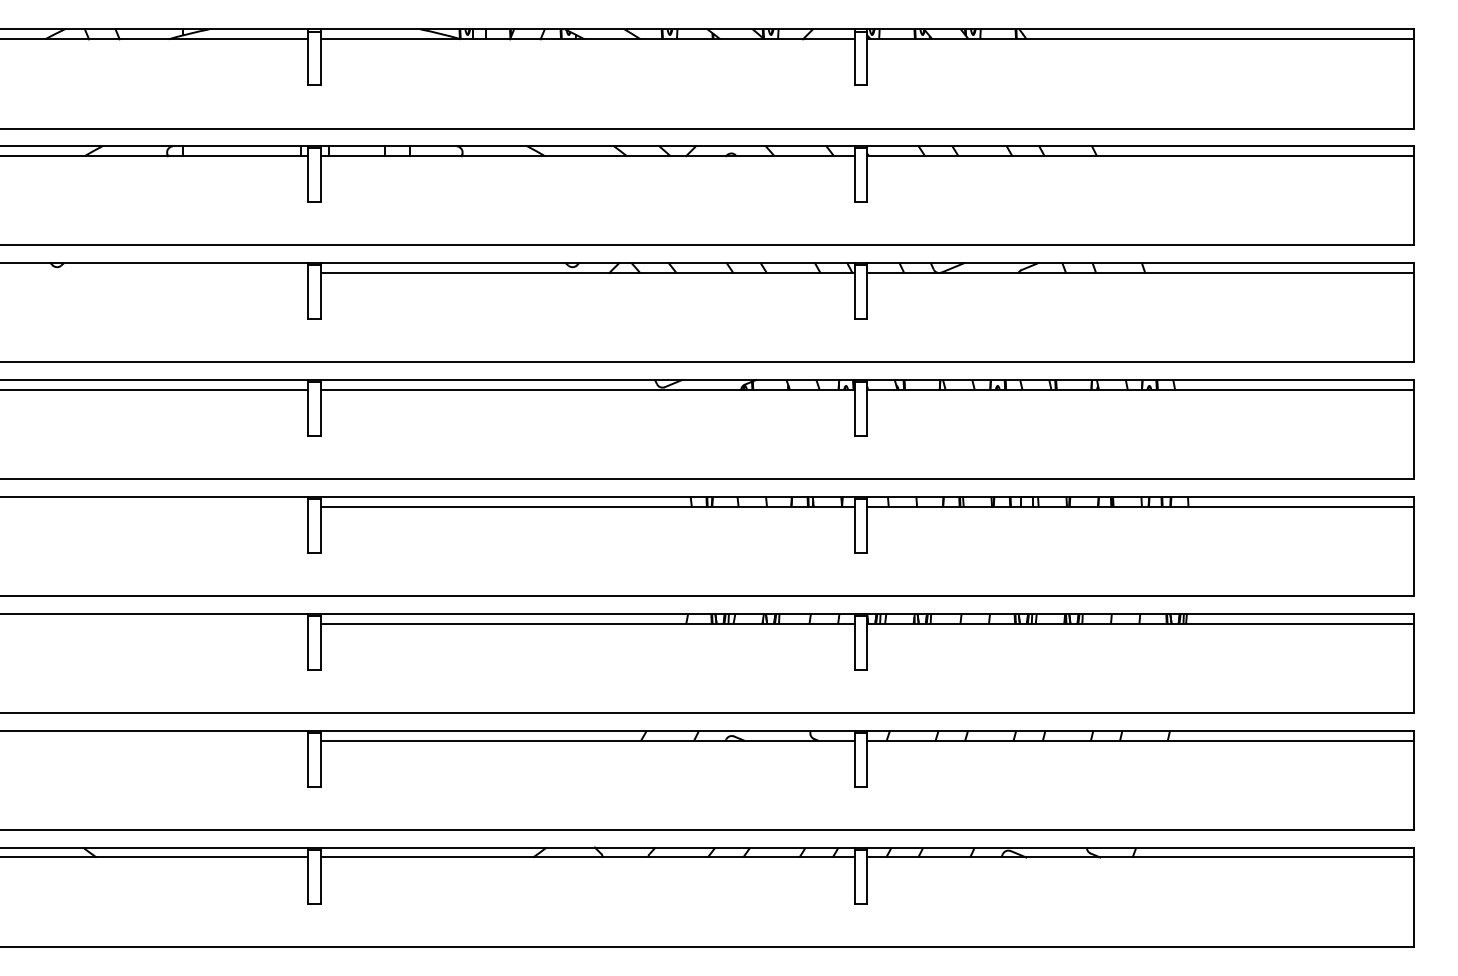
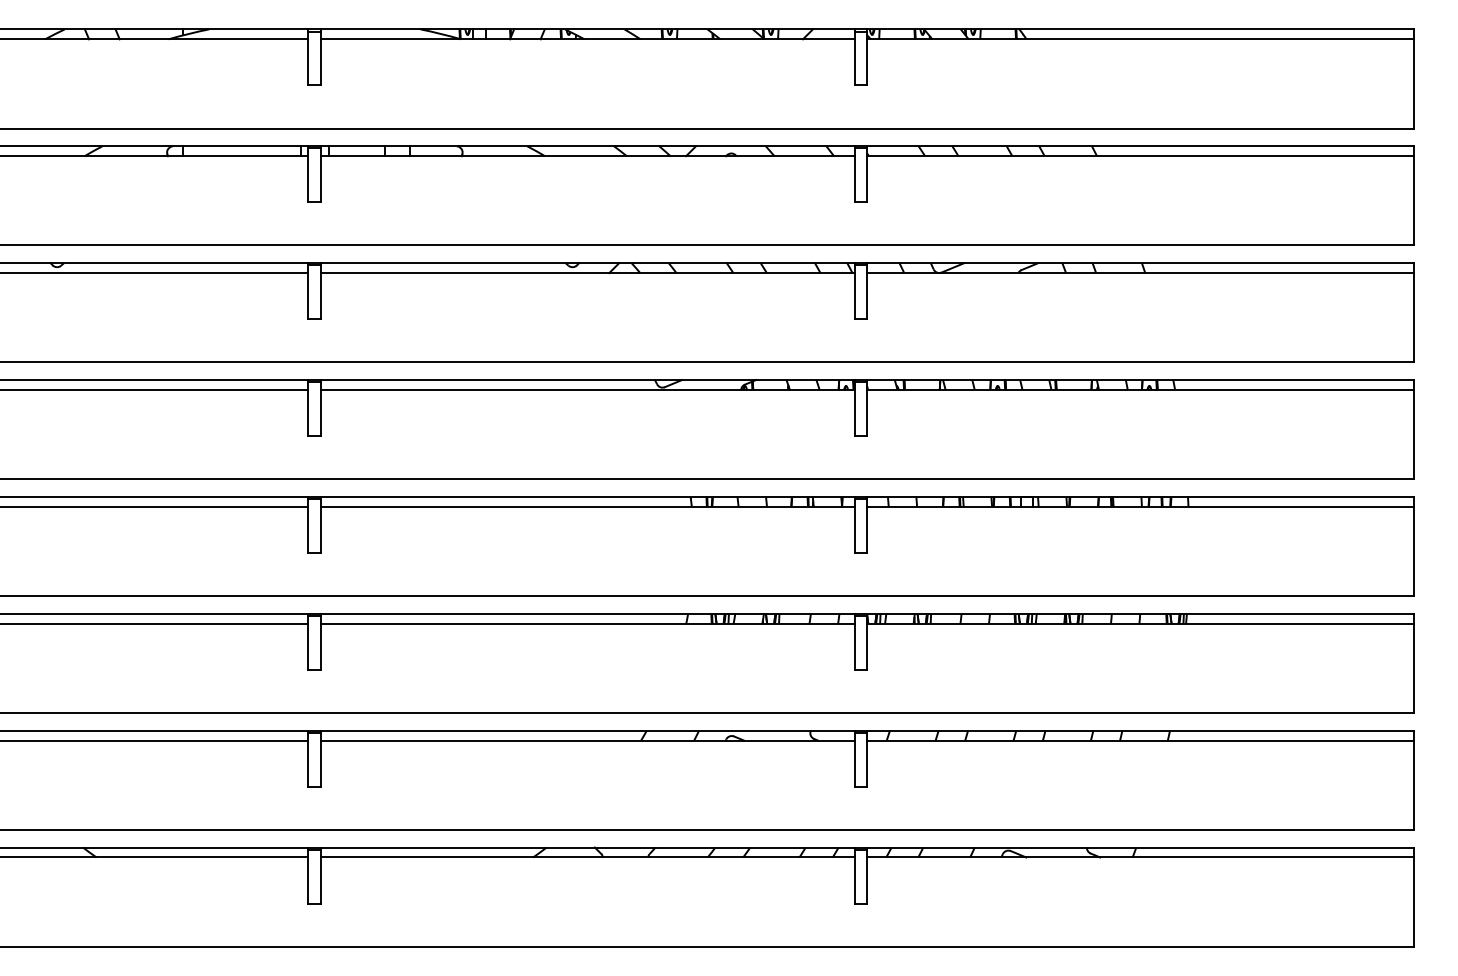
line: none -> present (155, 273)
line: none -> present (155, 506)
line: none -> present (155, 623)
line: none -> present (155, 740)
